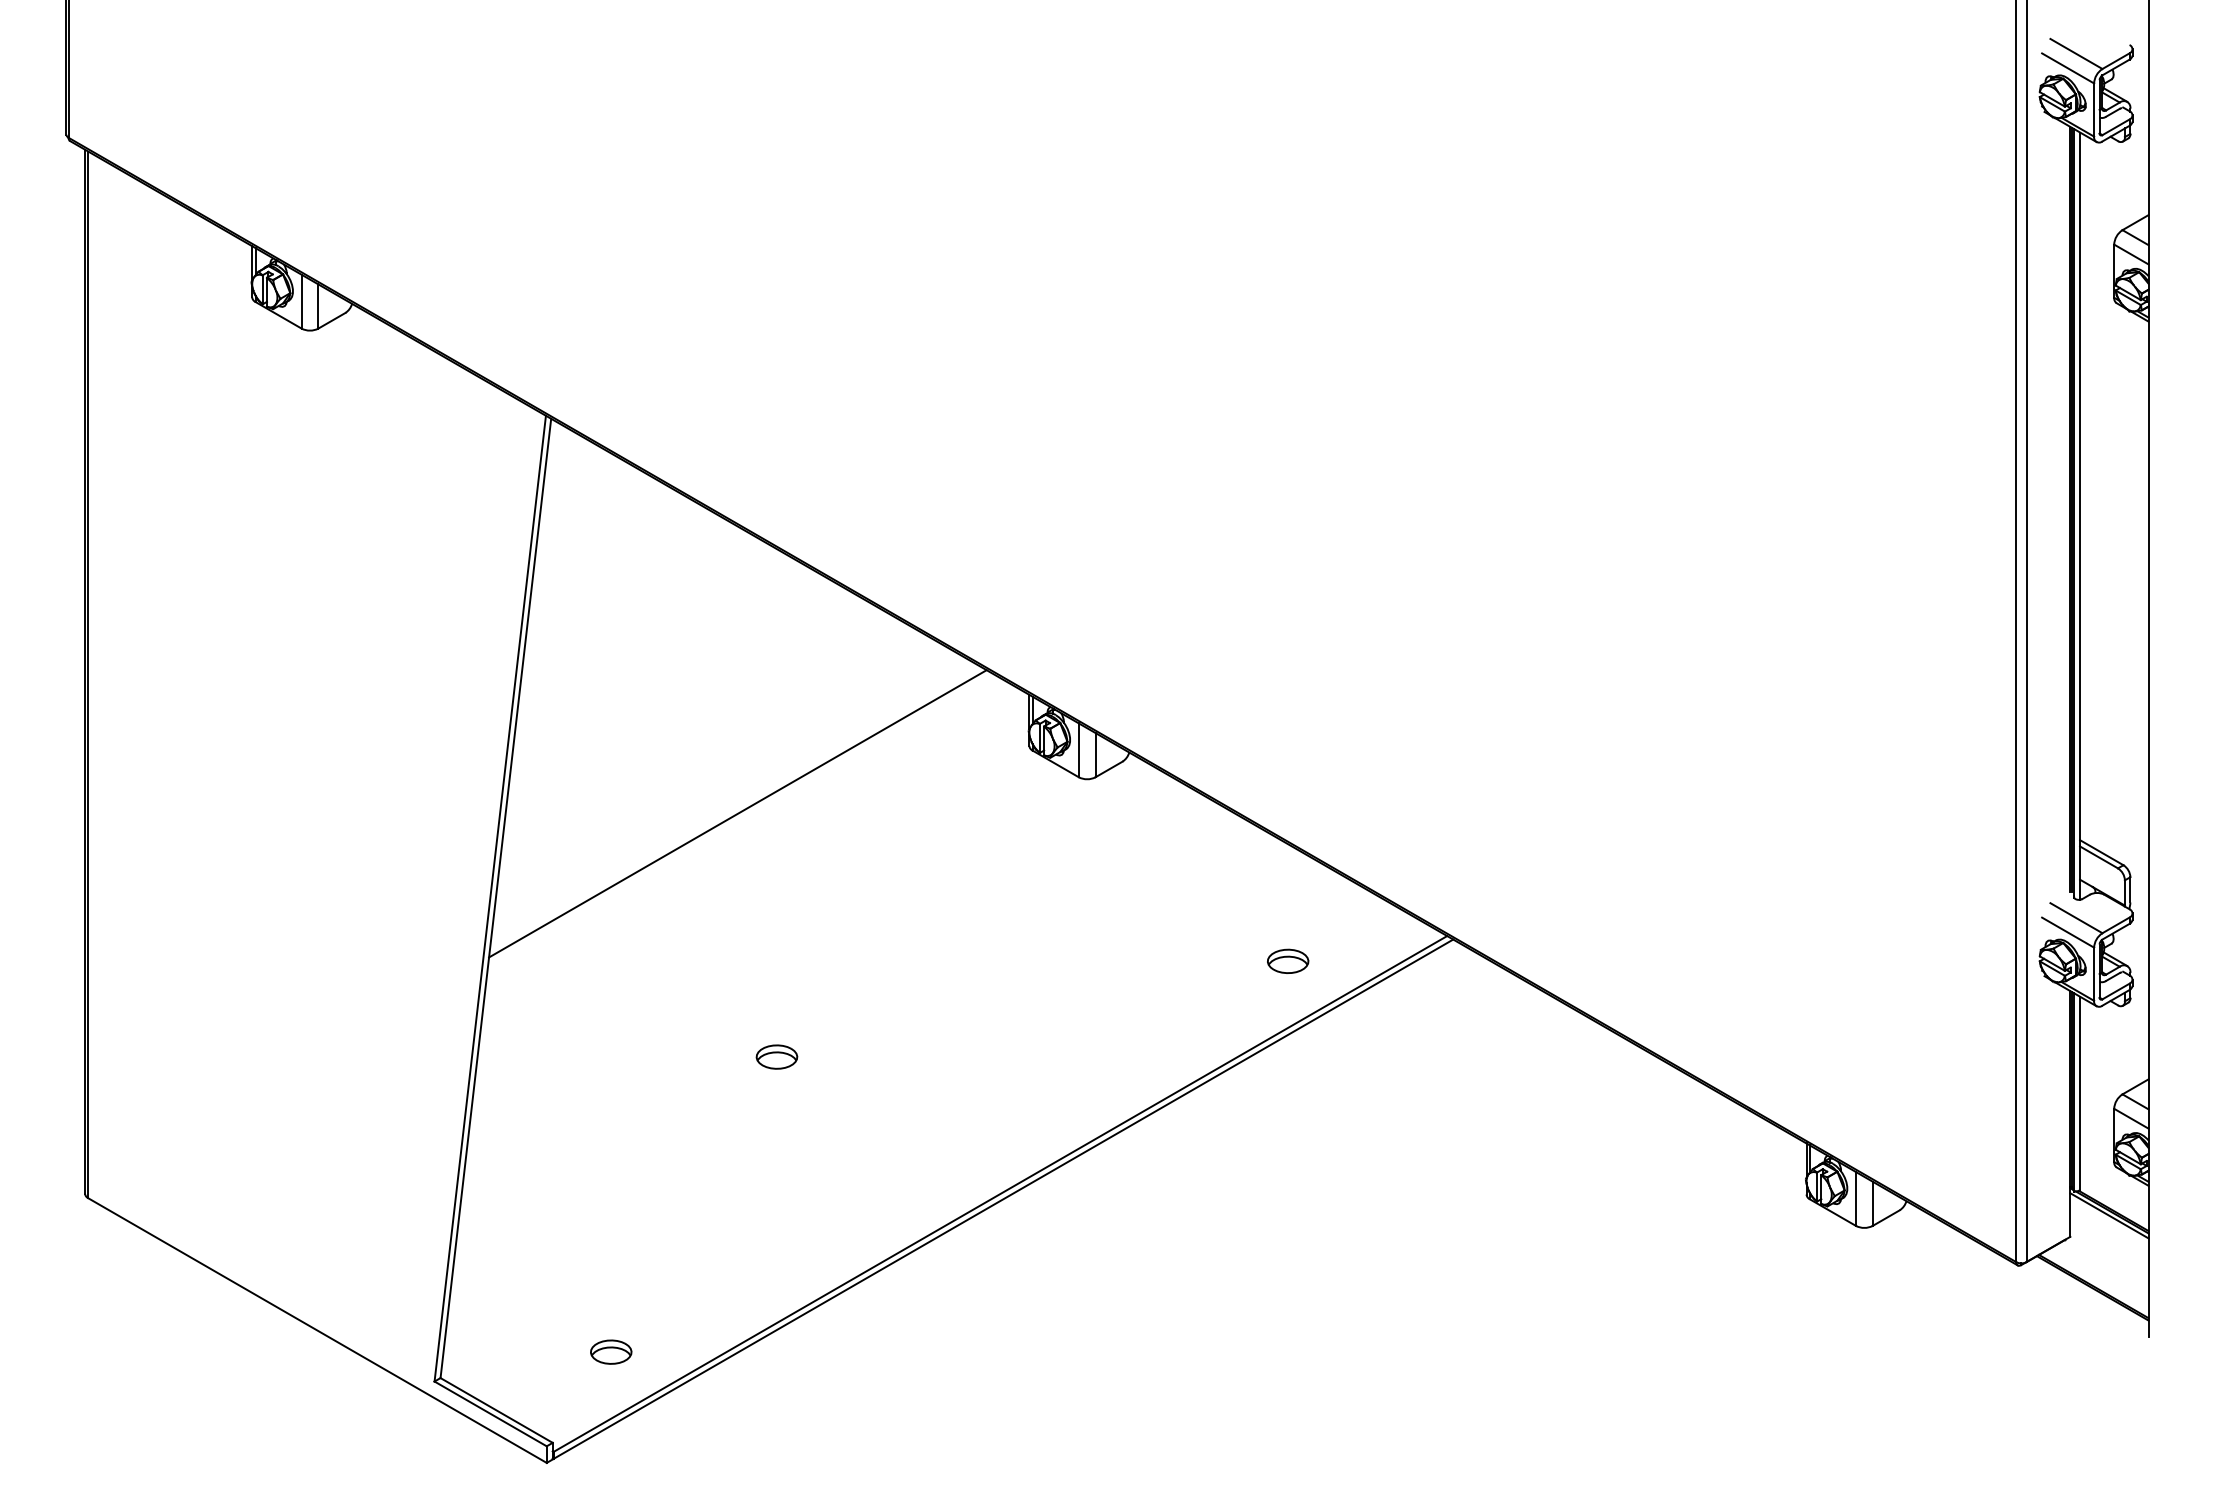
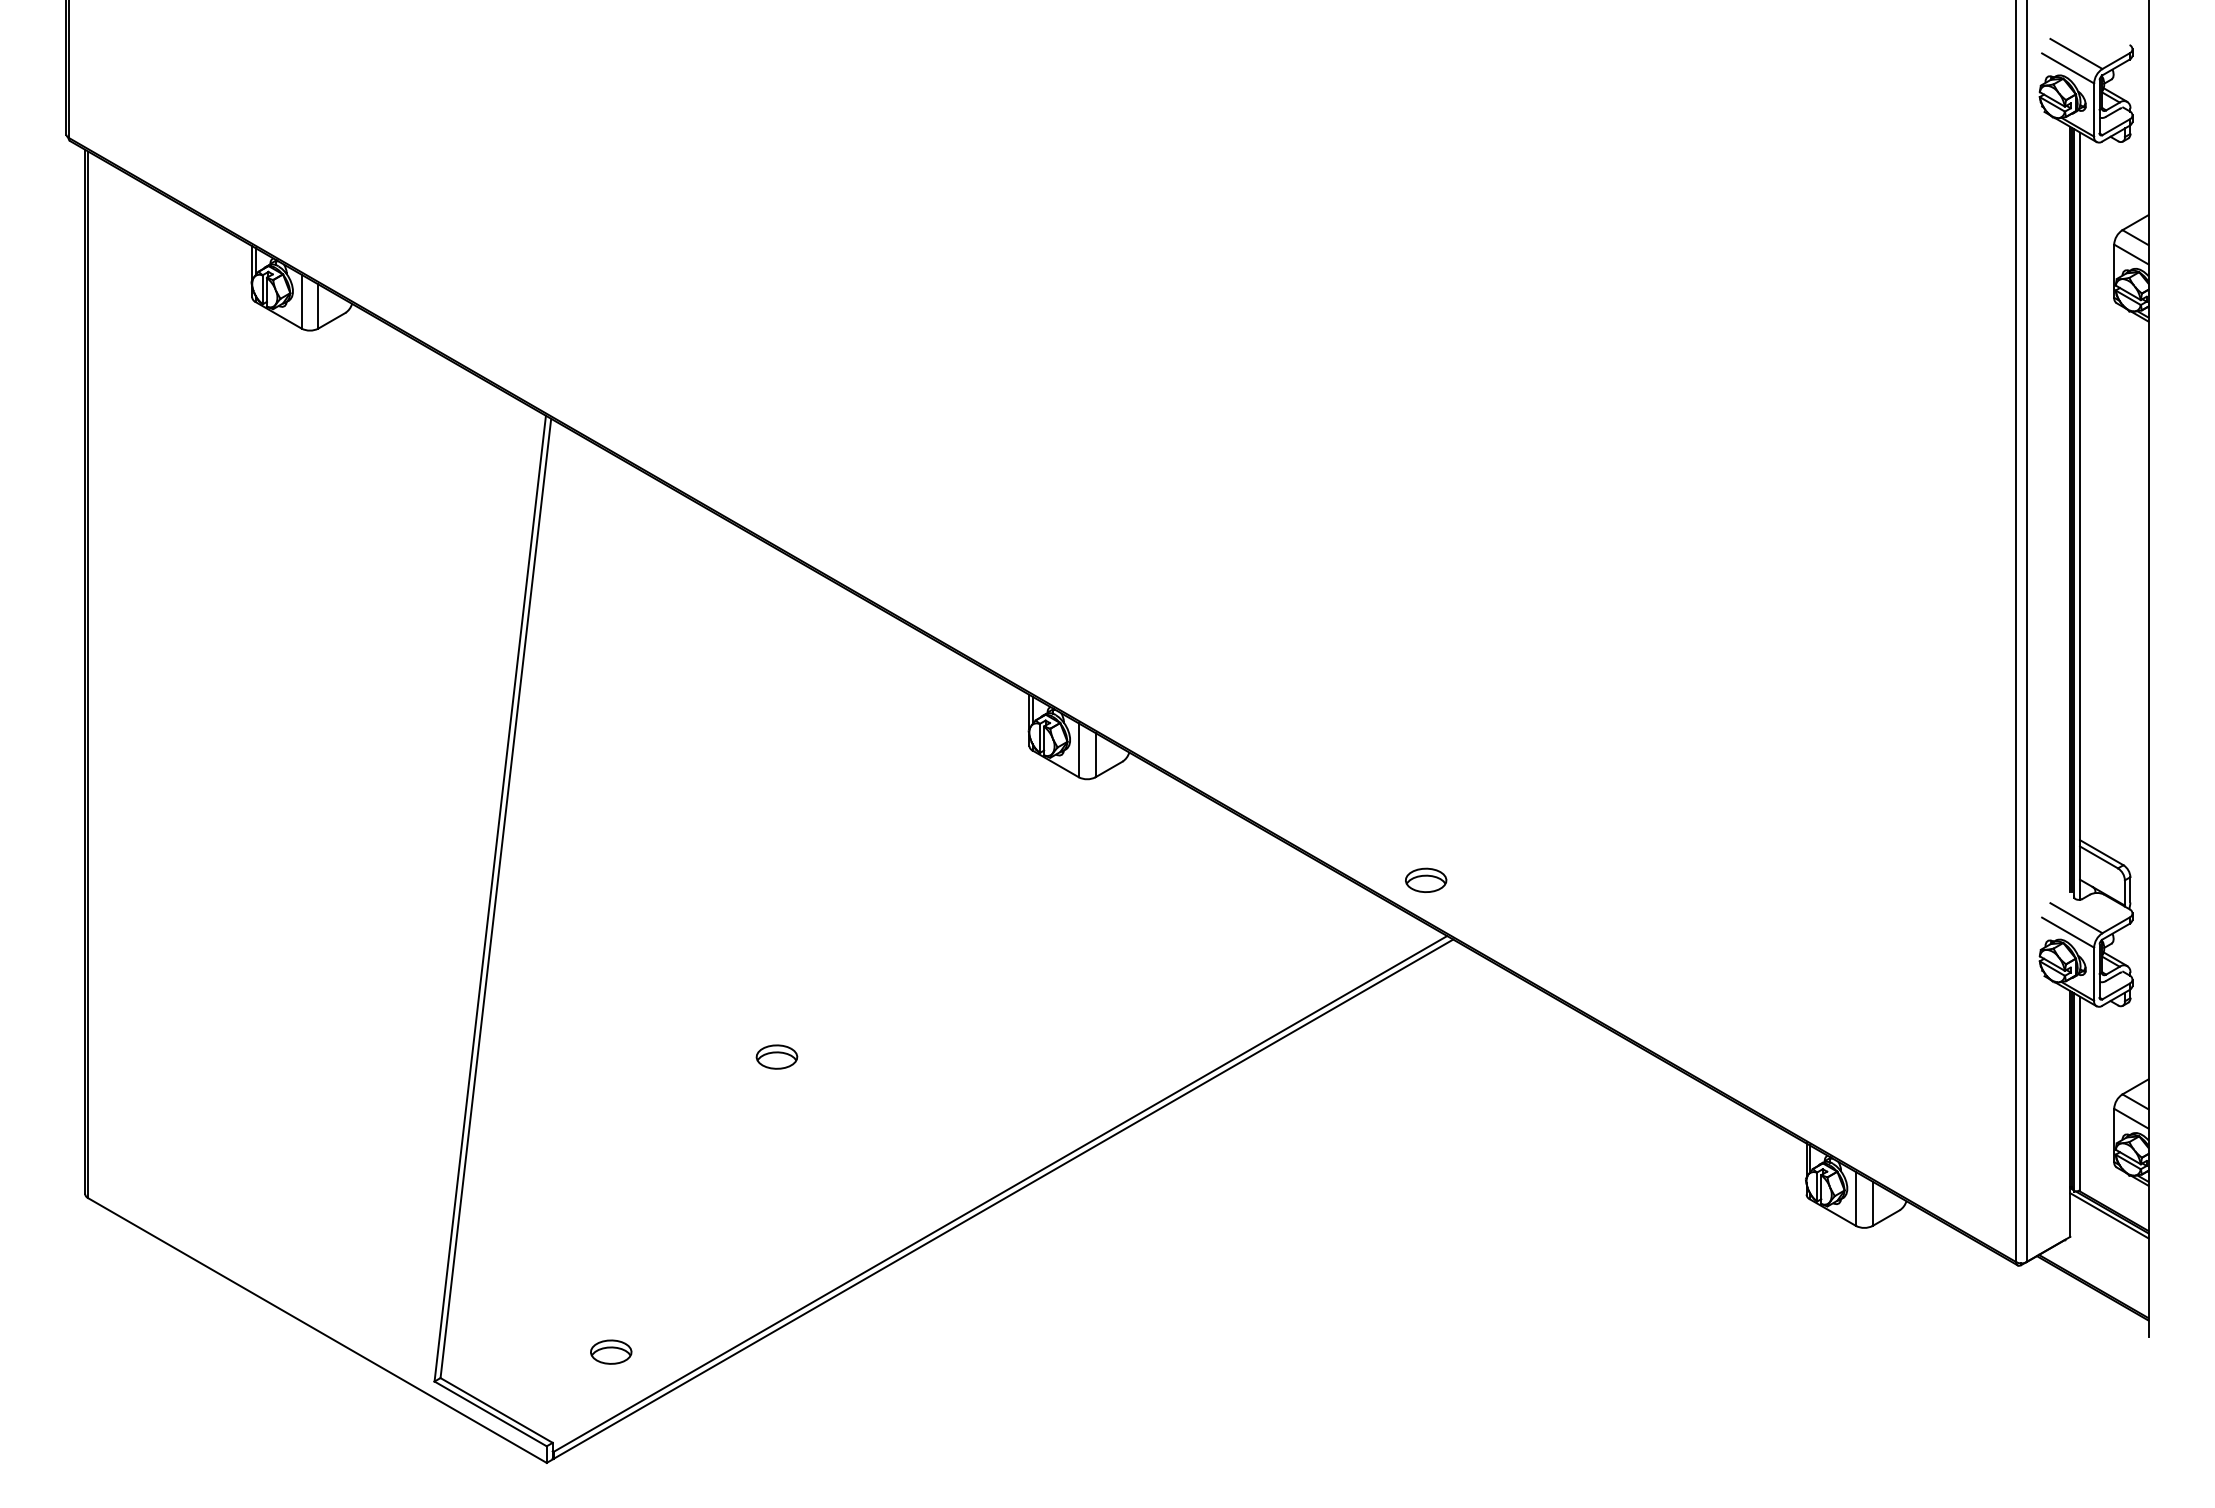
line: present -> none (737, 813)
part position: (1288, 960) -> (1426, 879) (1426, 879)
